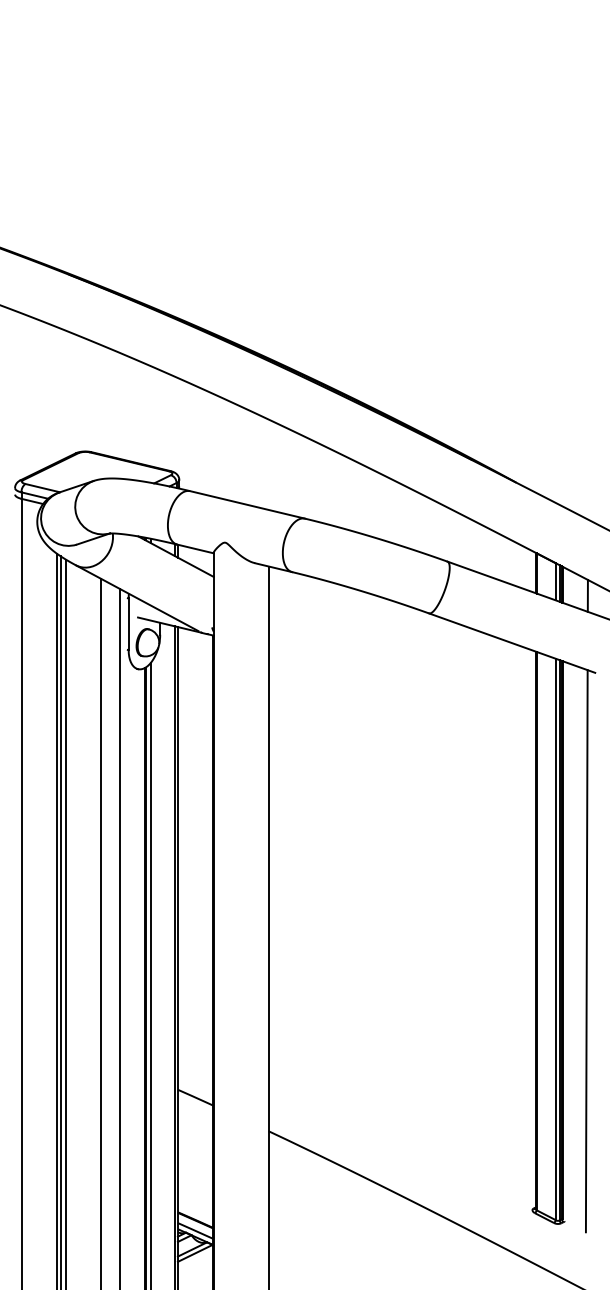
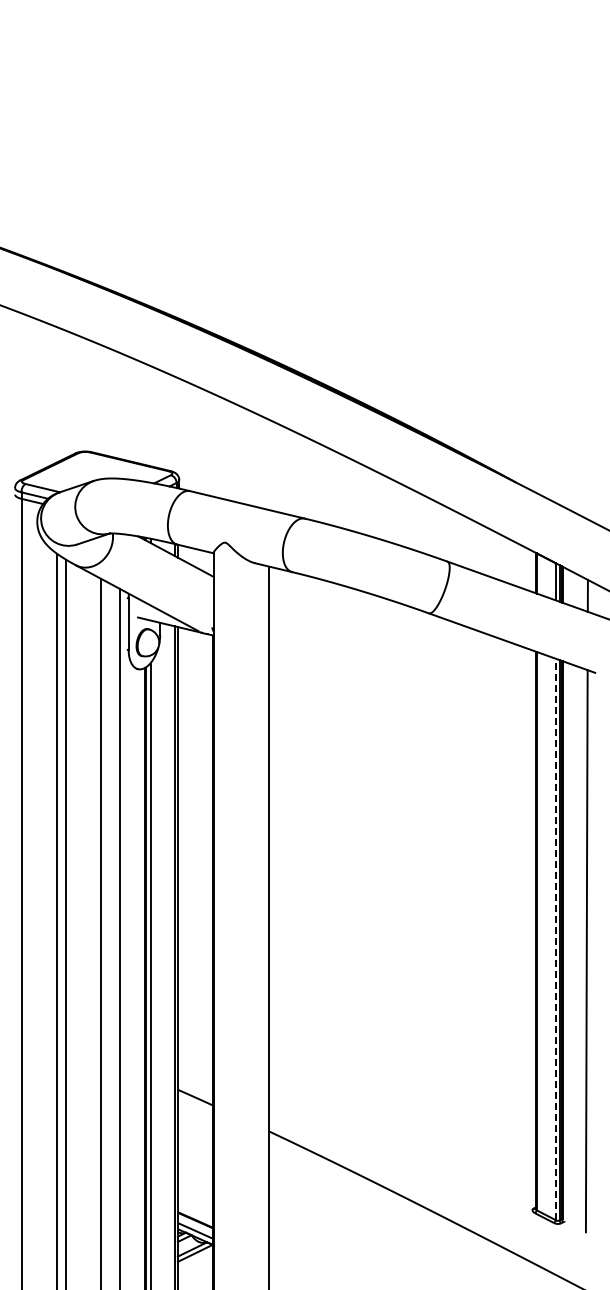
line: present -> none (60, 921)
line: solid -> dashed (555, 939)
